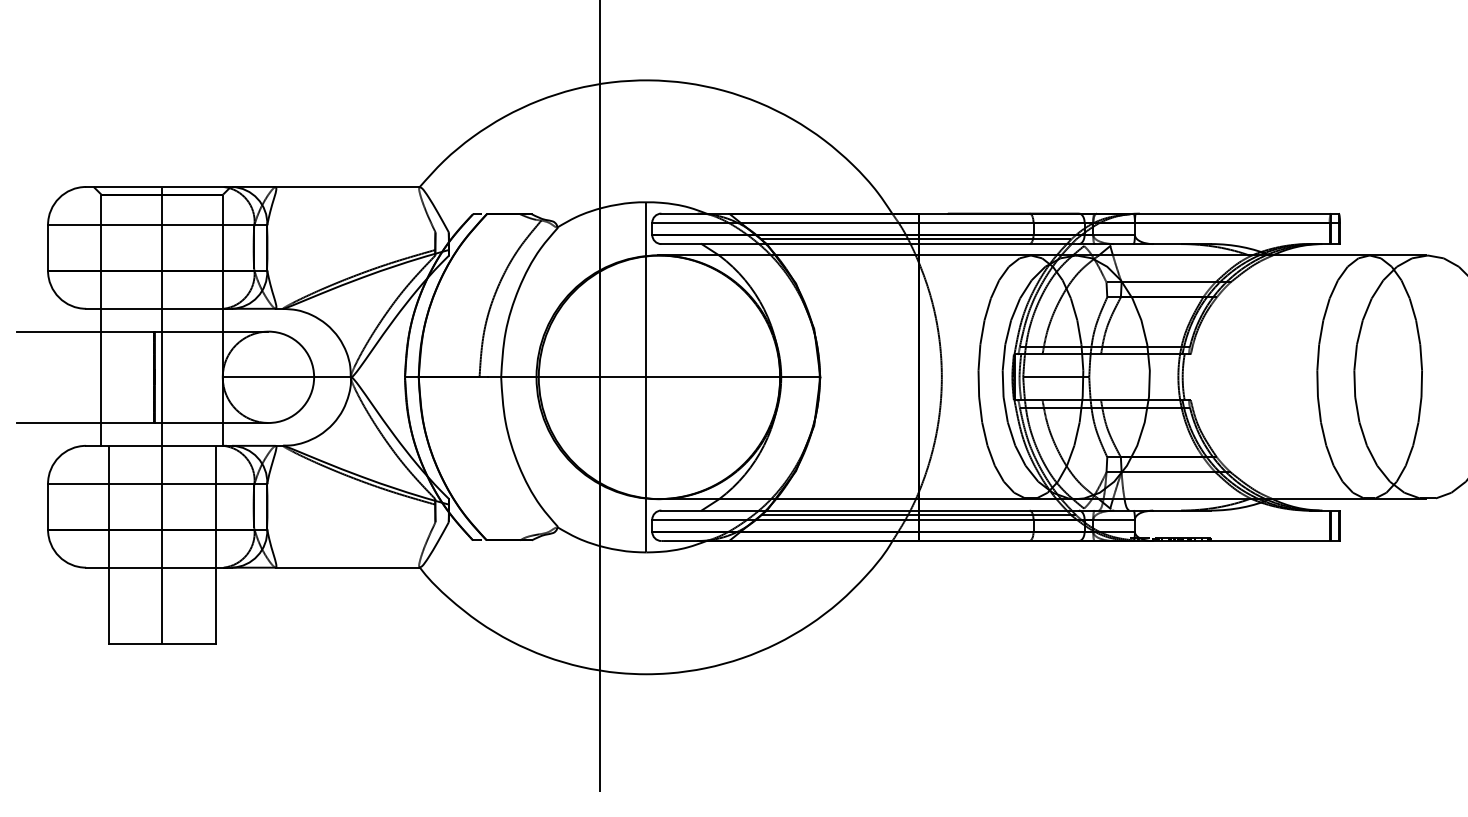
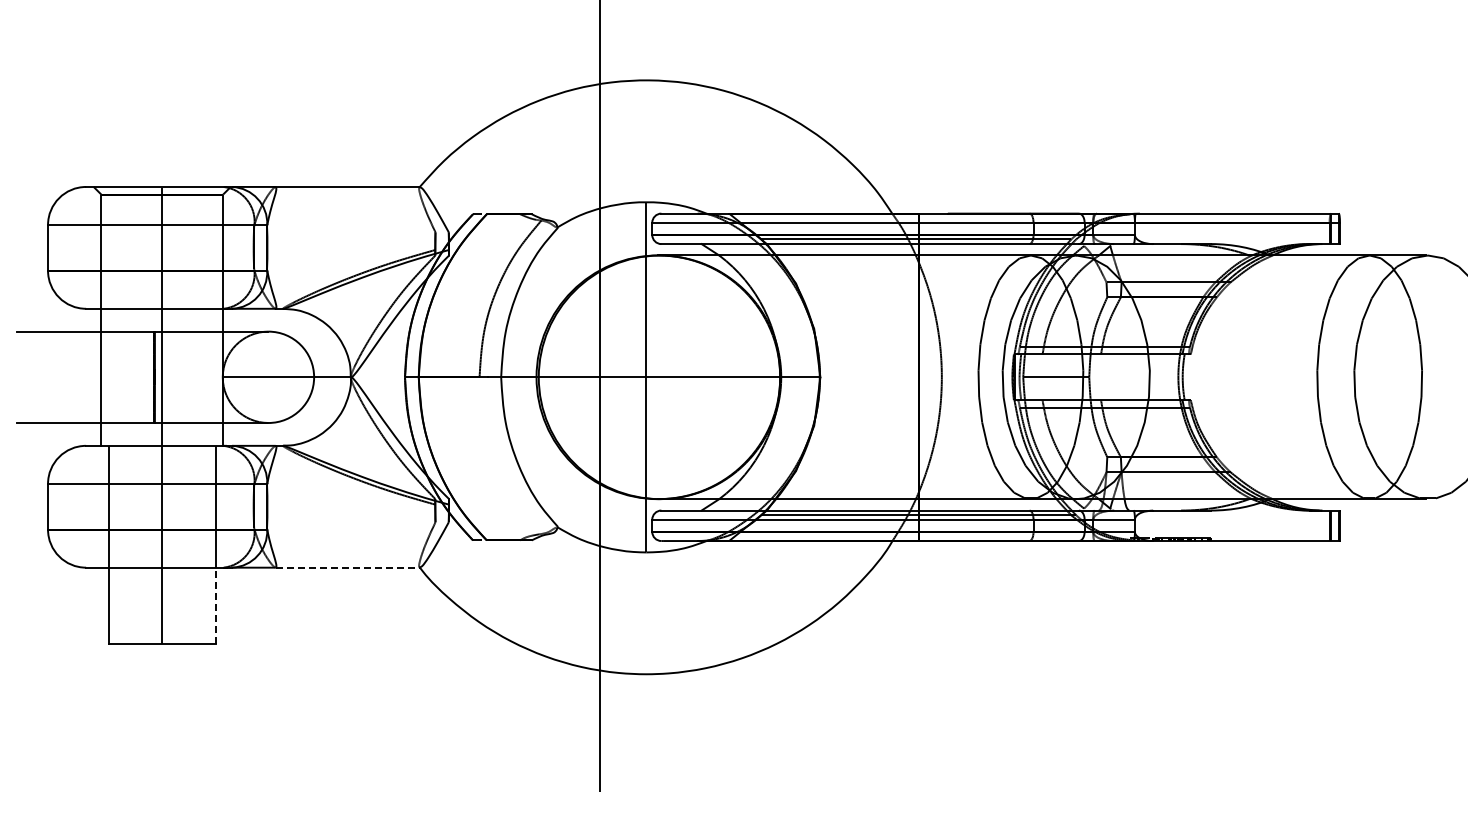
line: solid -> dashed (348, 567)
line: solid -> dashed (215, 605)
